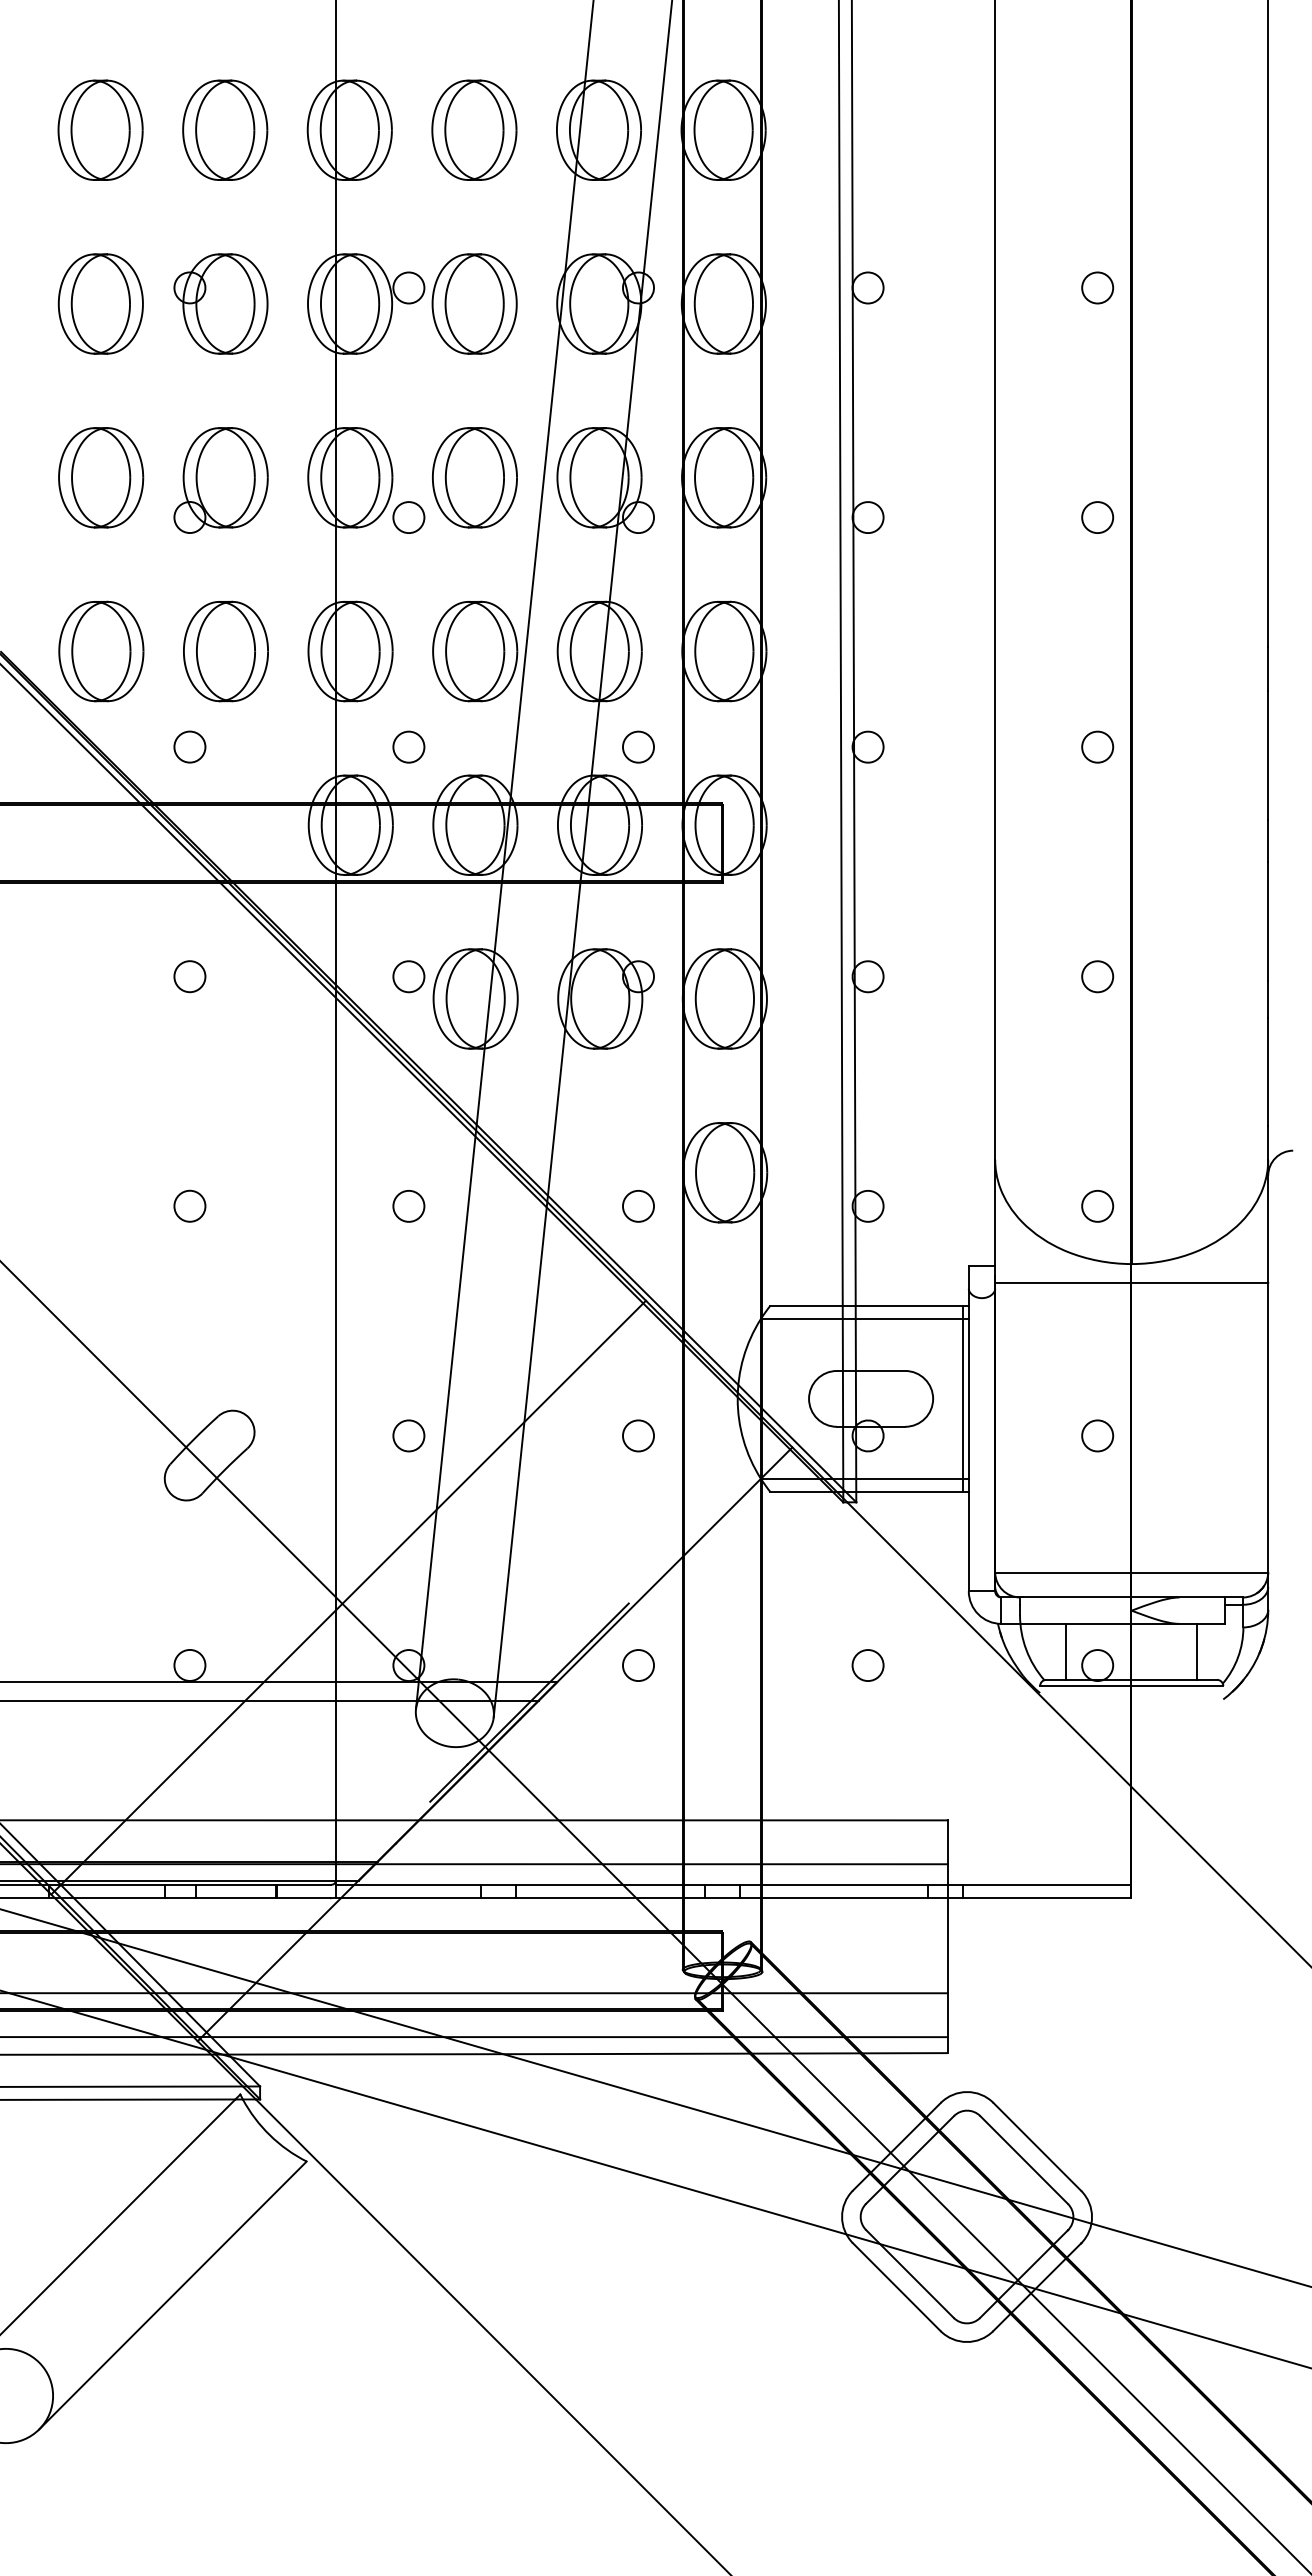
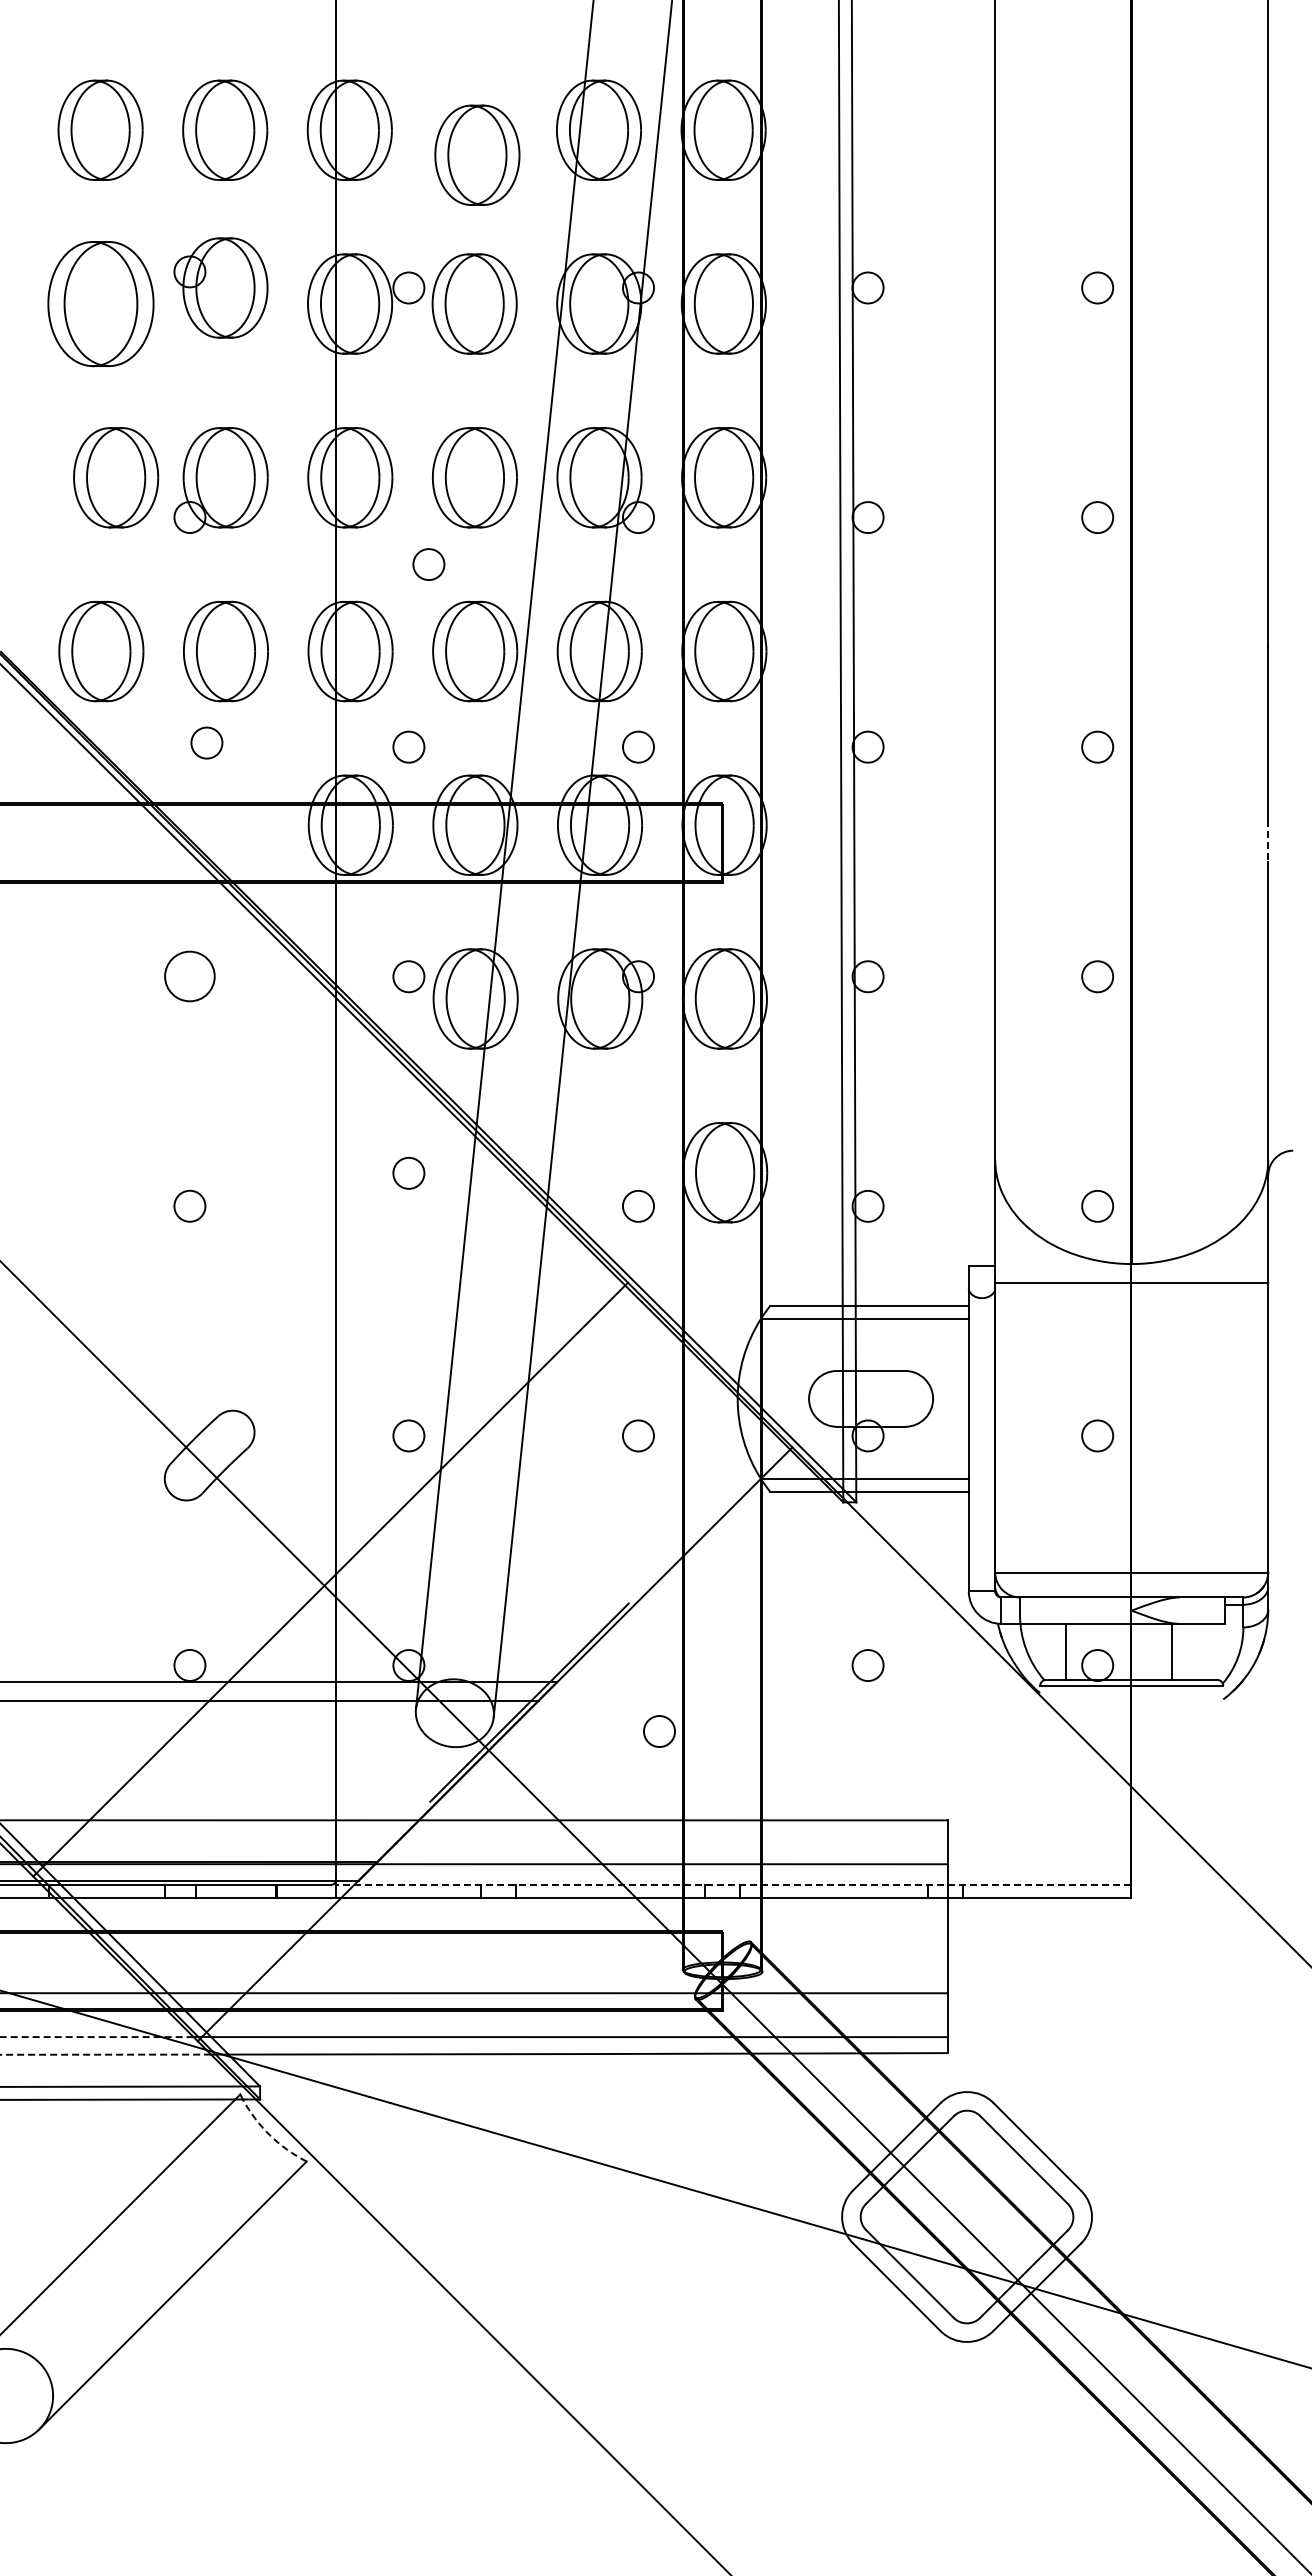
part position: (474, 129) -> (477, 154) (477, 154)
part size: 87x102 px -> 108x127 px (100, 304)
part position: (220, 303) -> (220, 287) (220, 287)
part position: (101, 477) -> (116, 477) (116, 477)
circle position: (408, 517) -> (428, 564) (428, 564)
circle position: (189, 746) -> (206, 742) (206, 742)
line: solid -> dashed (1268, 841)
circle size: 34x34 px -> 52x53 px (189, 976)
circle position: (408, 1206) -> (408, 1173) (408, 1173)
line: present -> none (962, 1398)
line position: (348, 1597) -> (330, 1579) (330, 1579)
line position: (1196, 1651) -> (1171, 1651) (1171, 1651)
circle position: (638, 1665) -> (659, 1731) (659, 1731)
line: solid -> dashed (733, 1884)
line: solid -> dashed (96, 2037)
arc: solid -> dashed (105, 2054)
line: present -> none (655, 2097)
arc: solid -> dashed (270, 2135)
